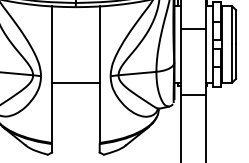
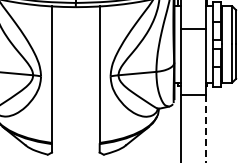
line: present -> none (75, 82)
line: solid -> dashed (205, 128)
